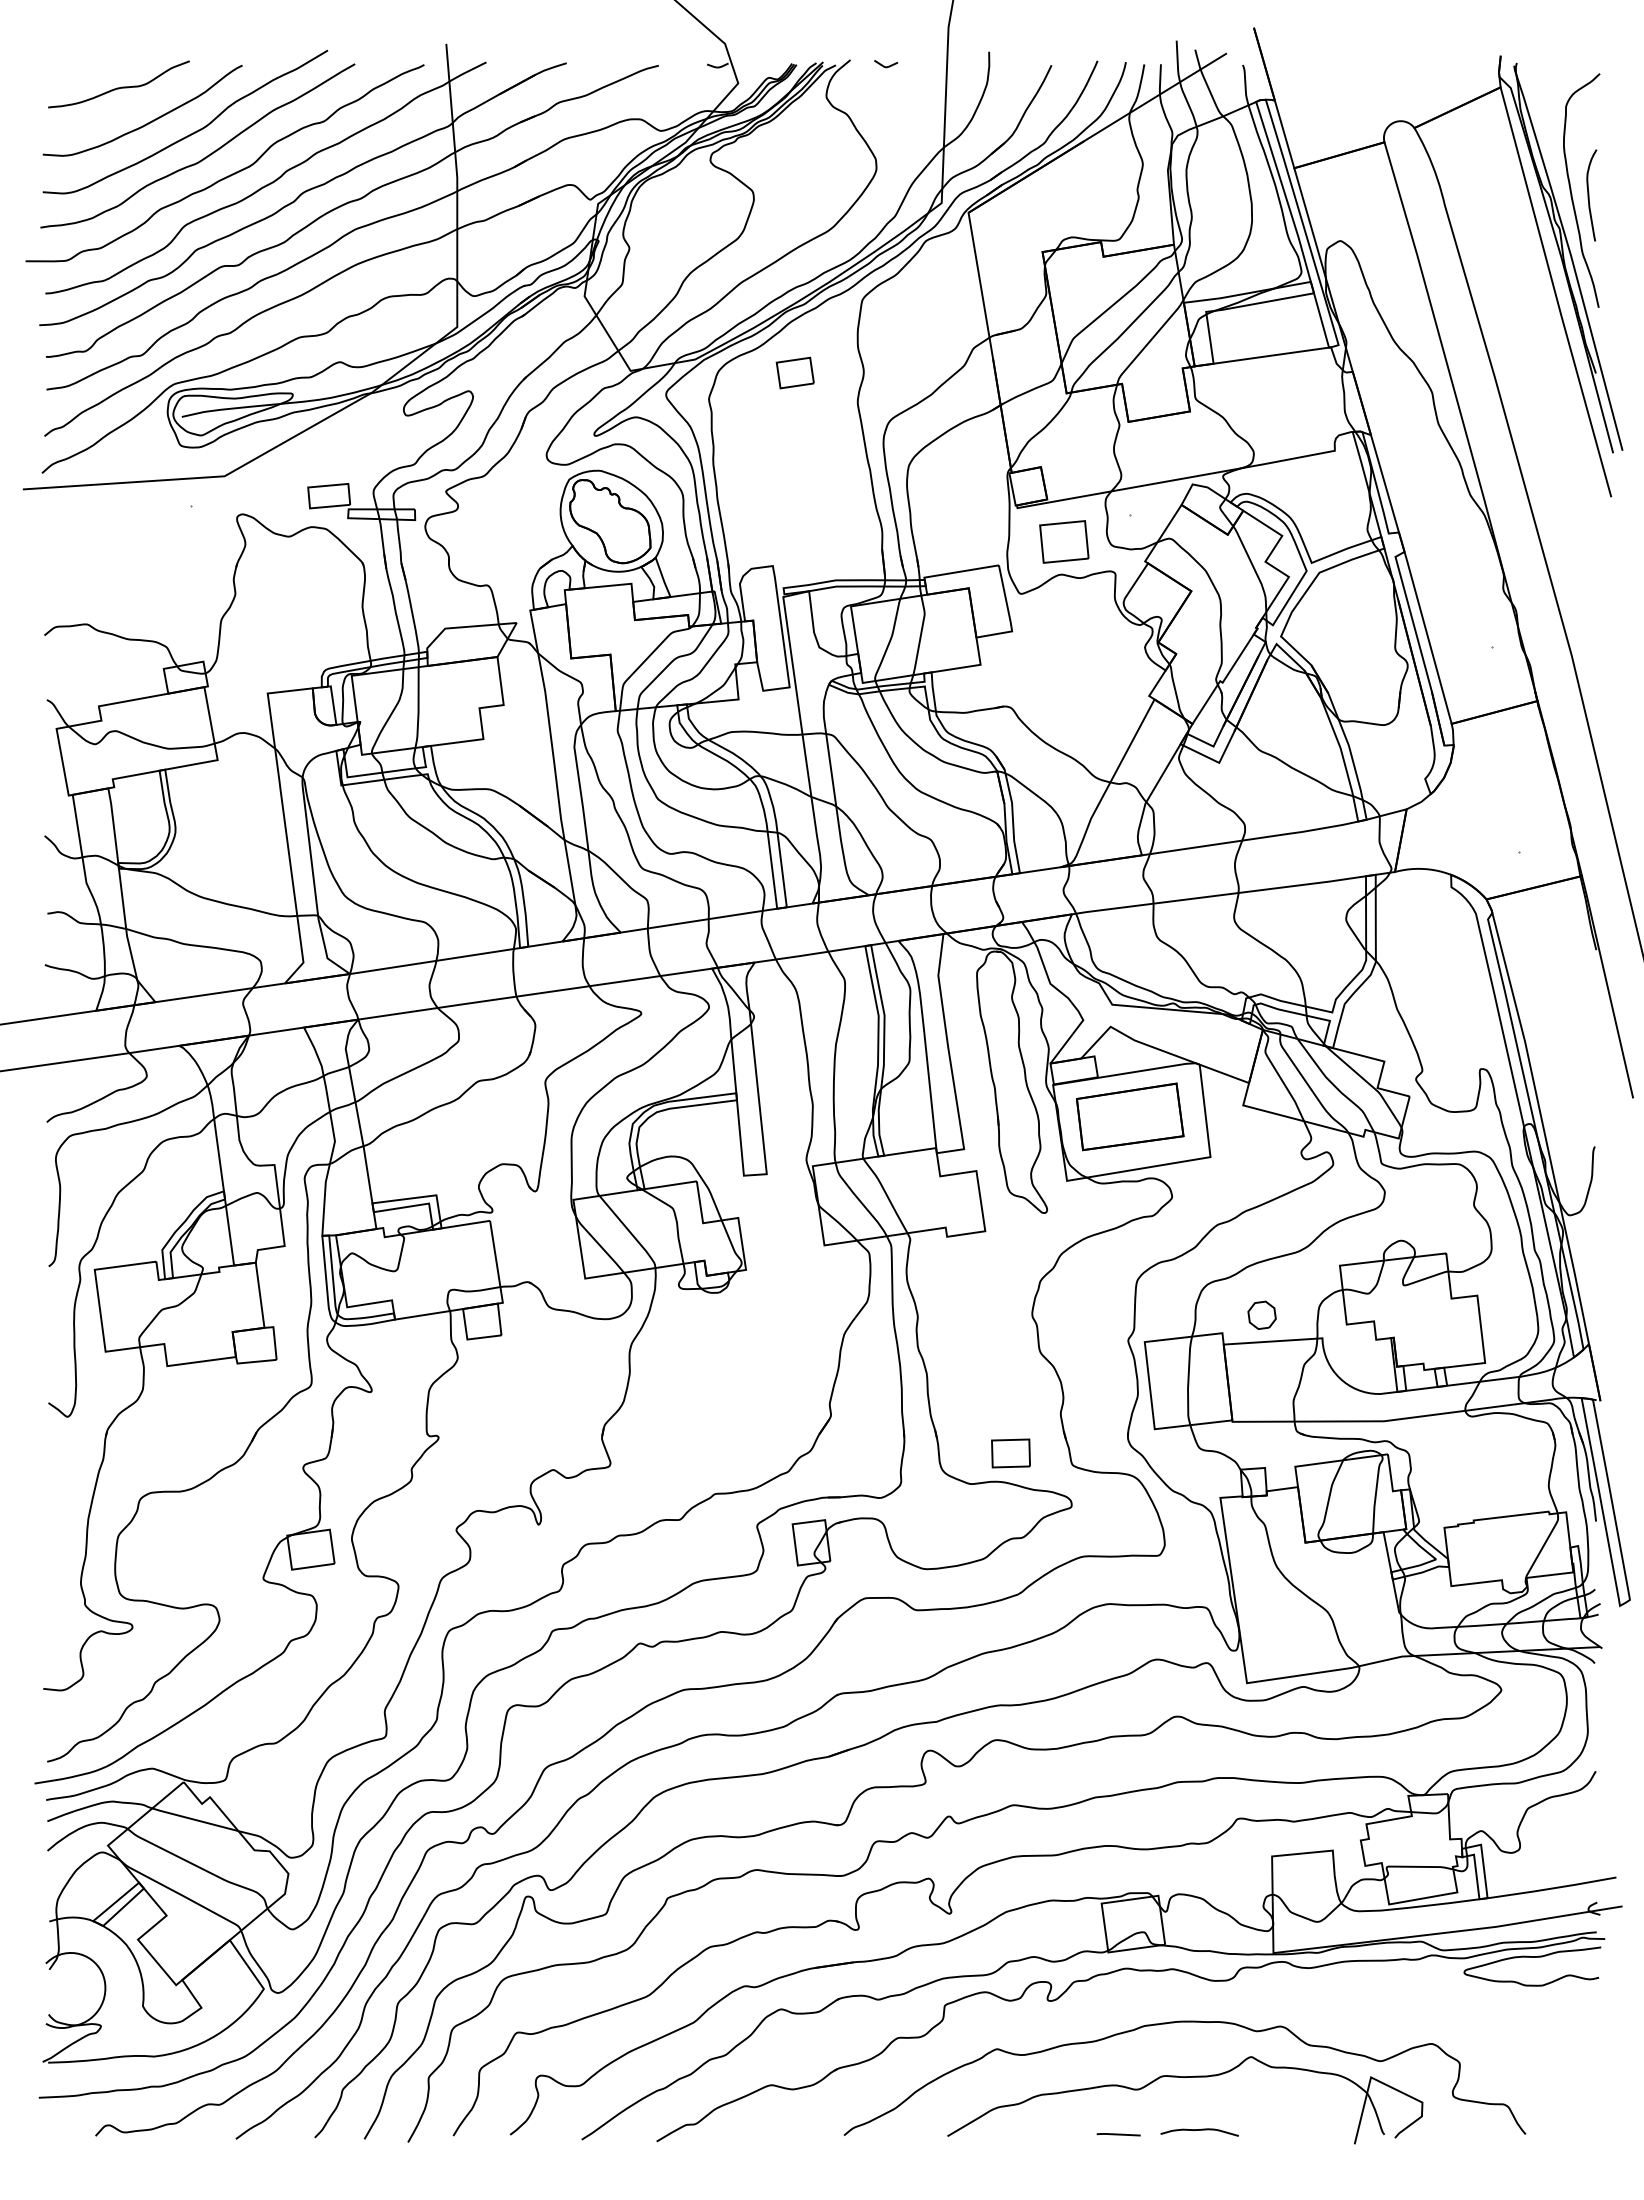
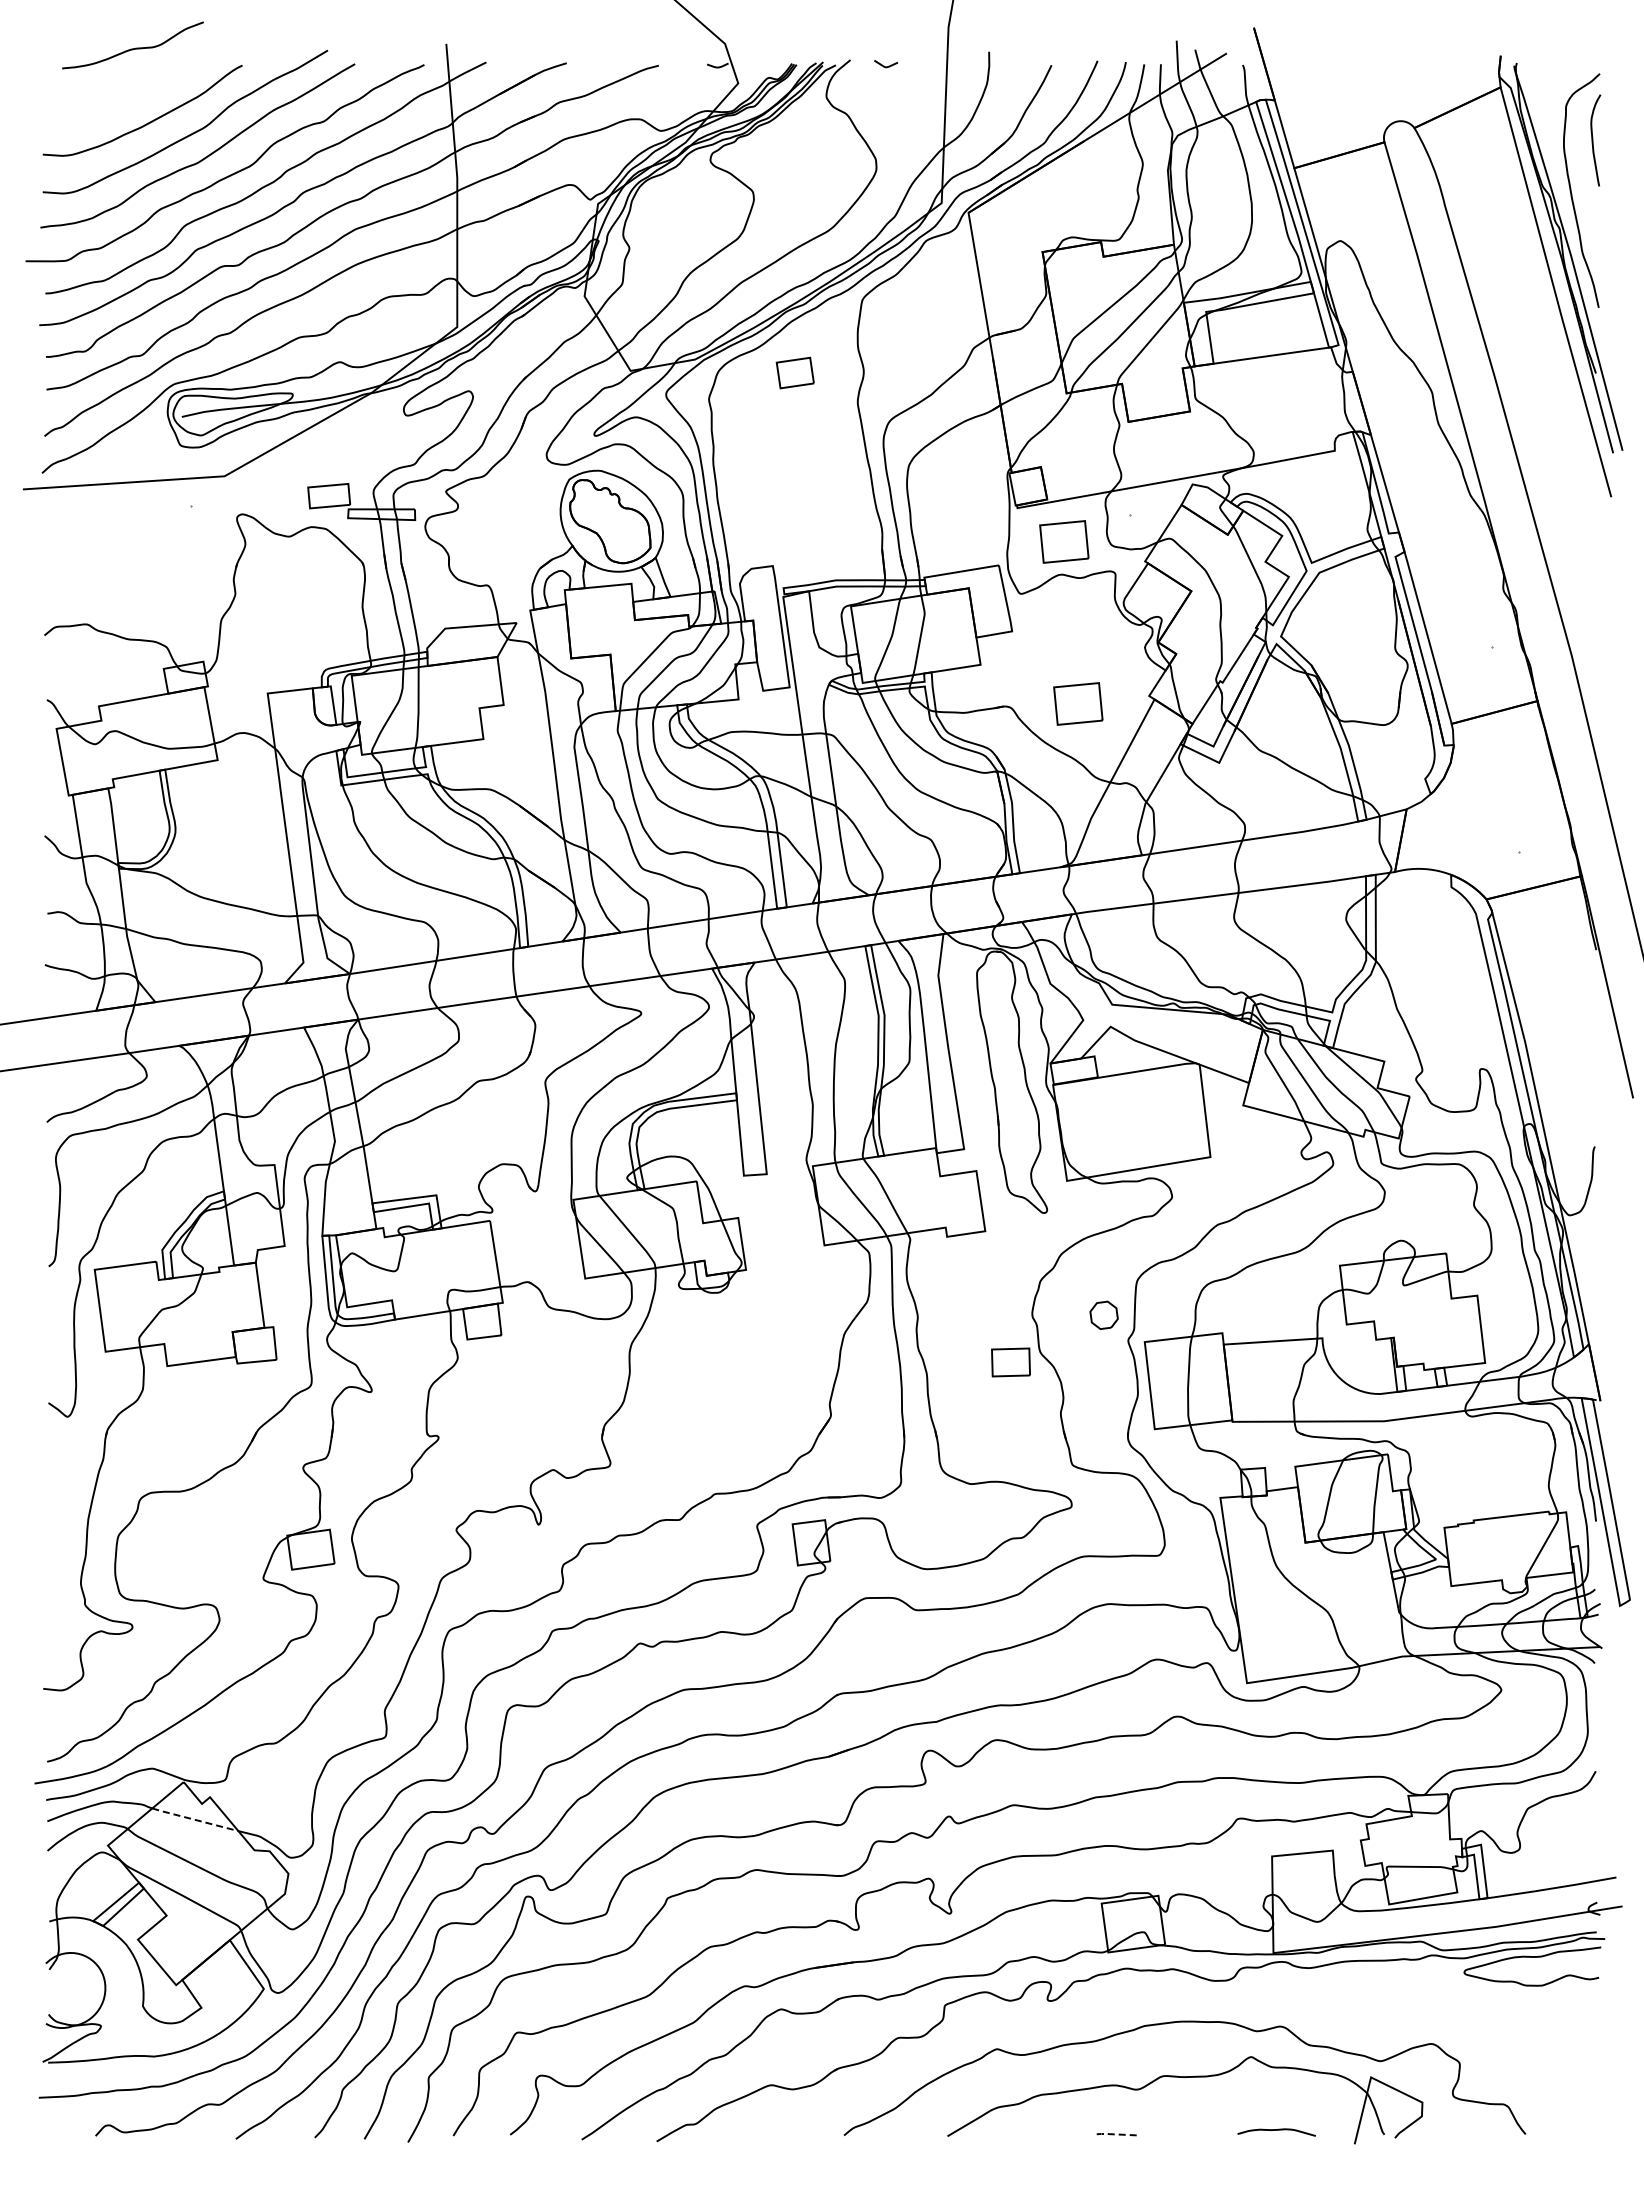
curve position: (118, 87) -> (132, 48) (132, 48)
curve position: (1589, 195) -> (1593, 140) (1593, 140)
part: none -> present (1078, 703)
part: present -> none (1129, 1116)
part position: (1261, 1314) -> (1103, 1314) (1103, 1314)
part position: (1010, 1453) -> (1010, 1362) (1010, 1362)
line: solid -> dashed (195, 1819)
curve position: (1199, 2130) -> (1276, 2130) (1276, 2130)
line: solid -> dashed (1117, 2134)
